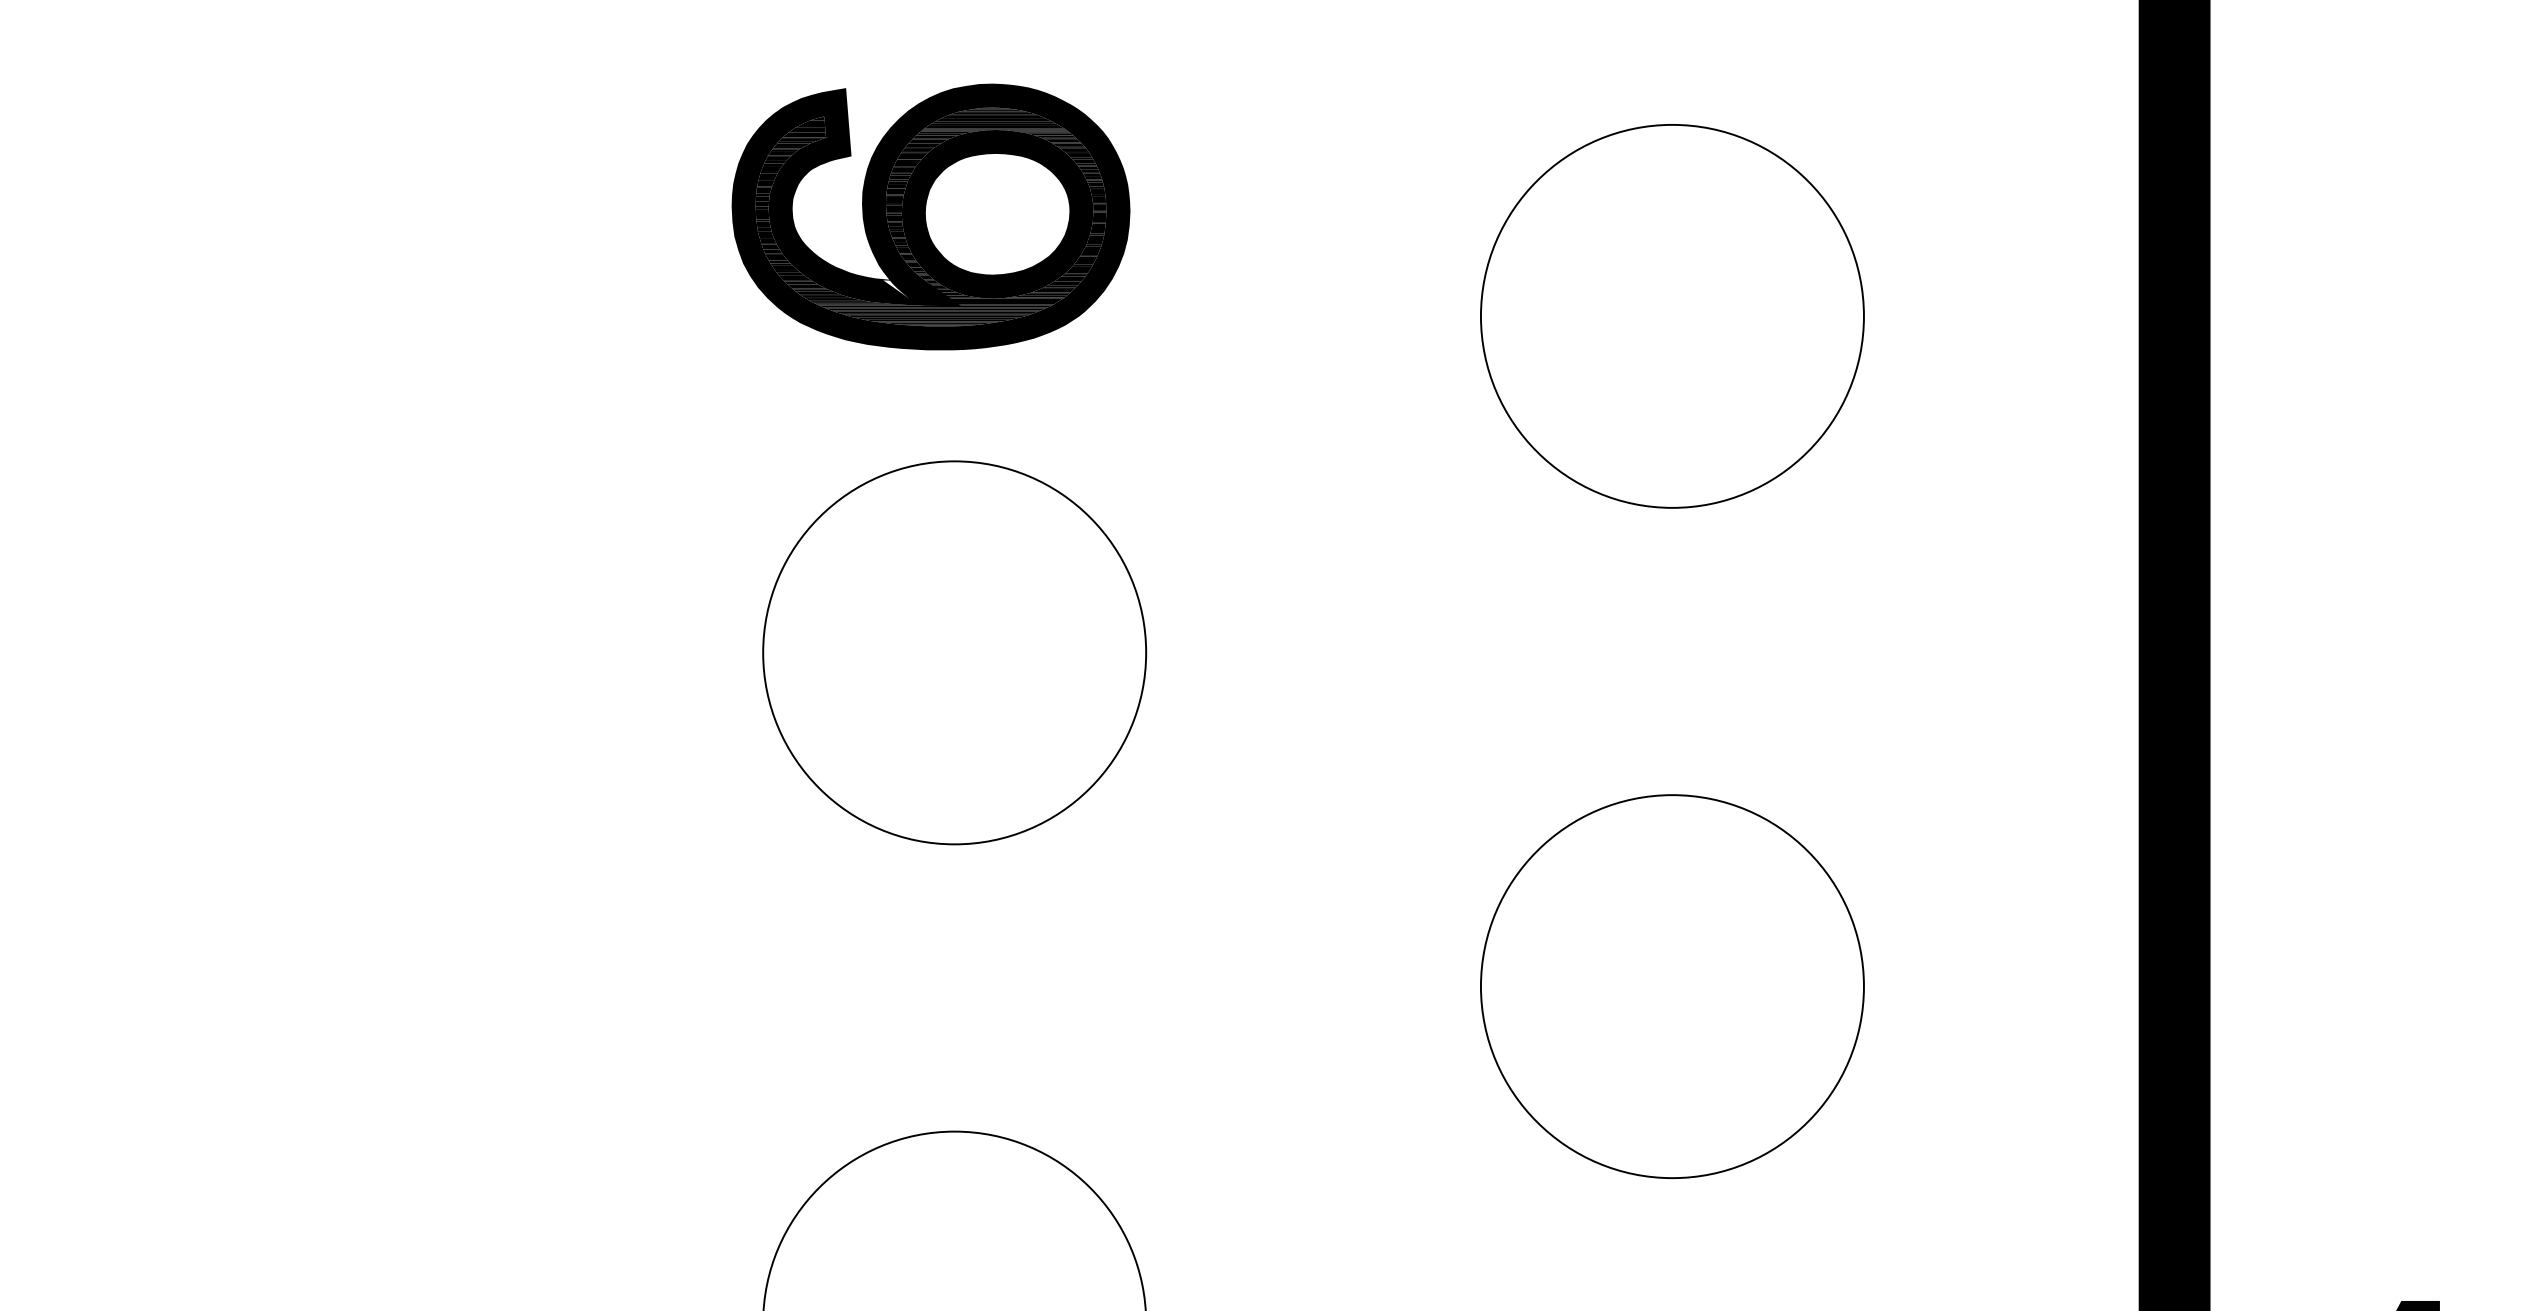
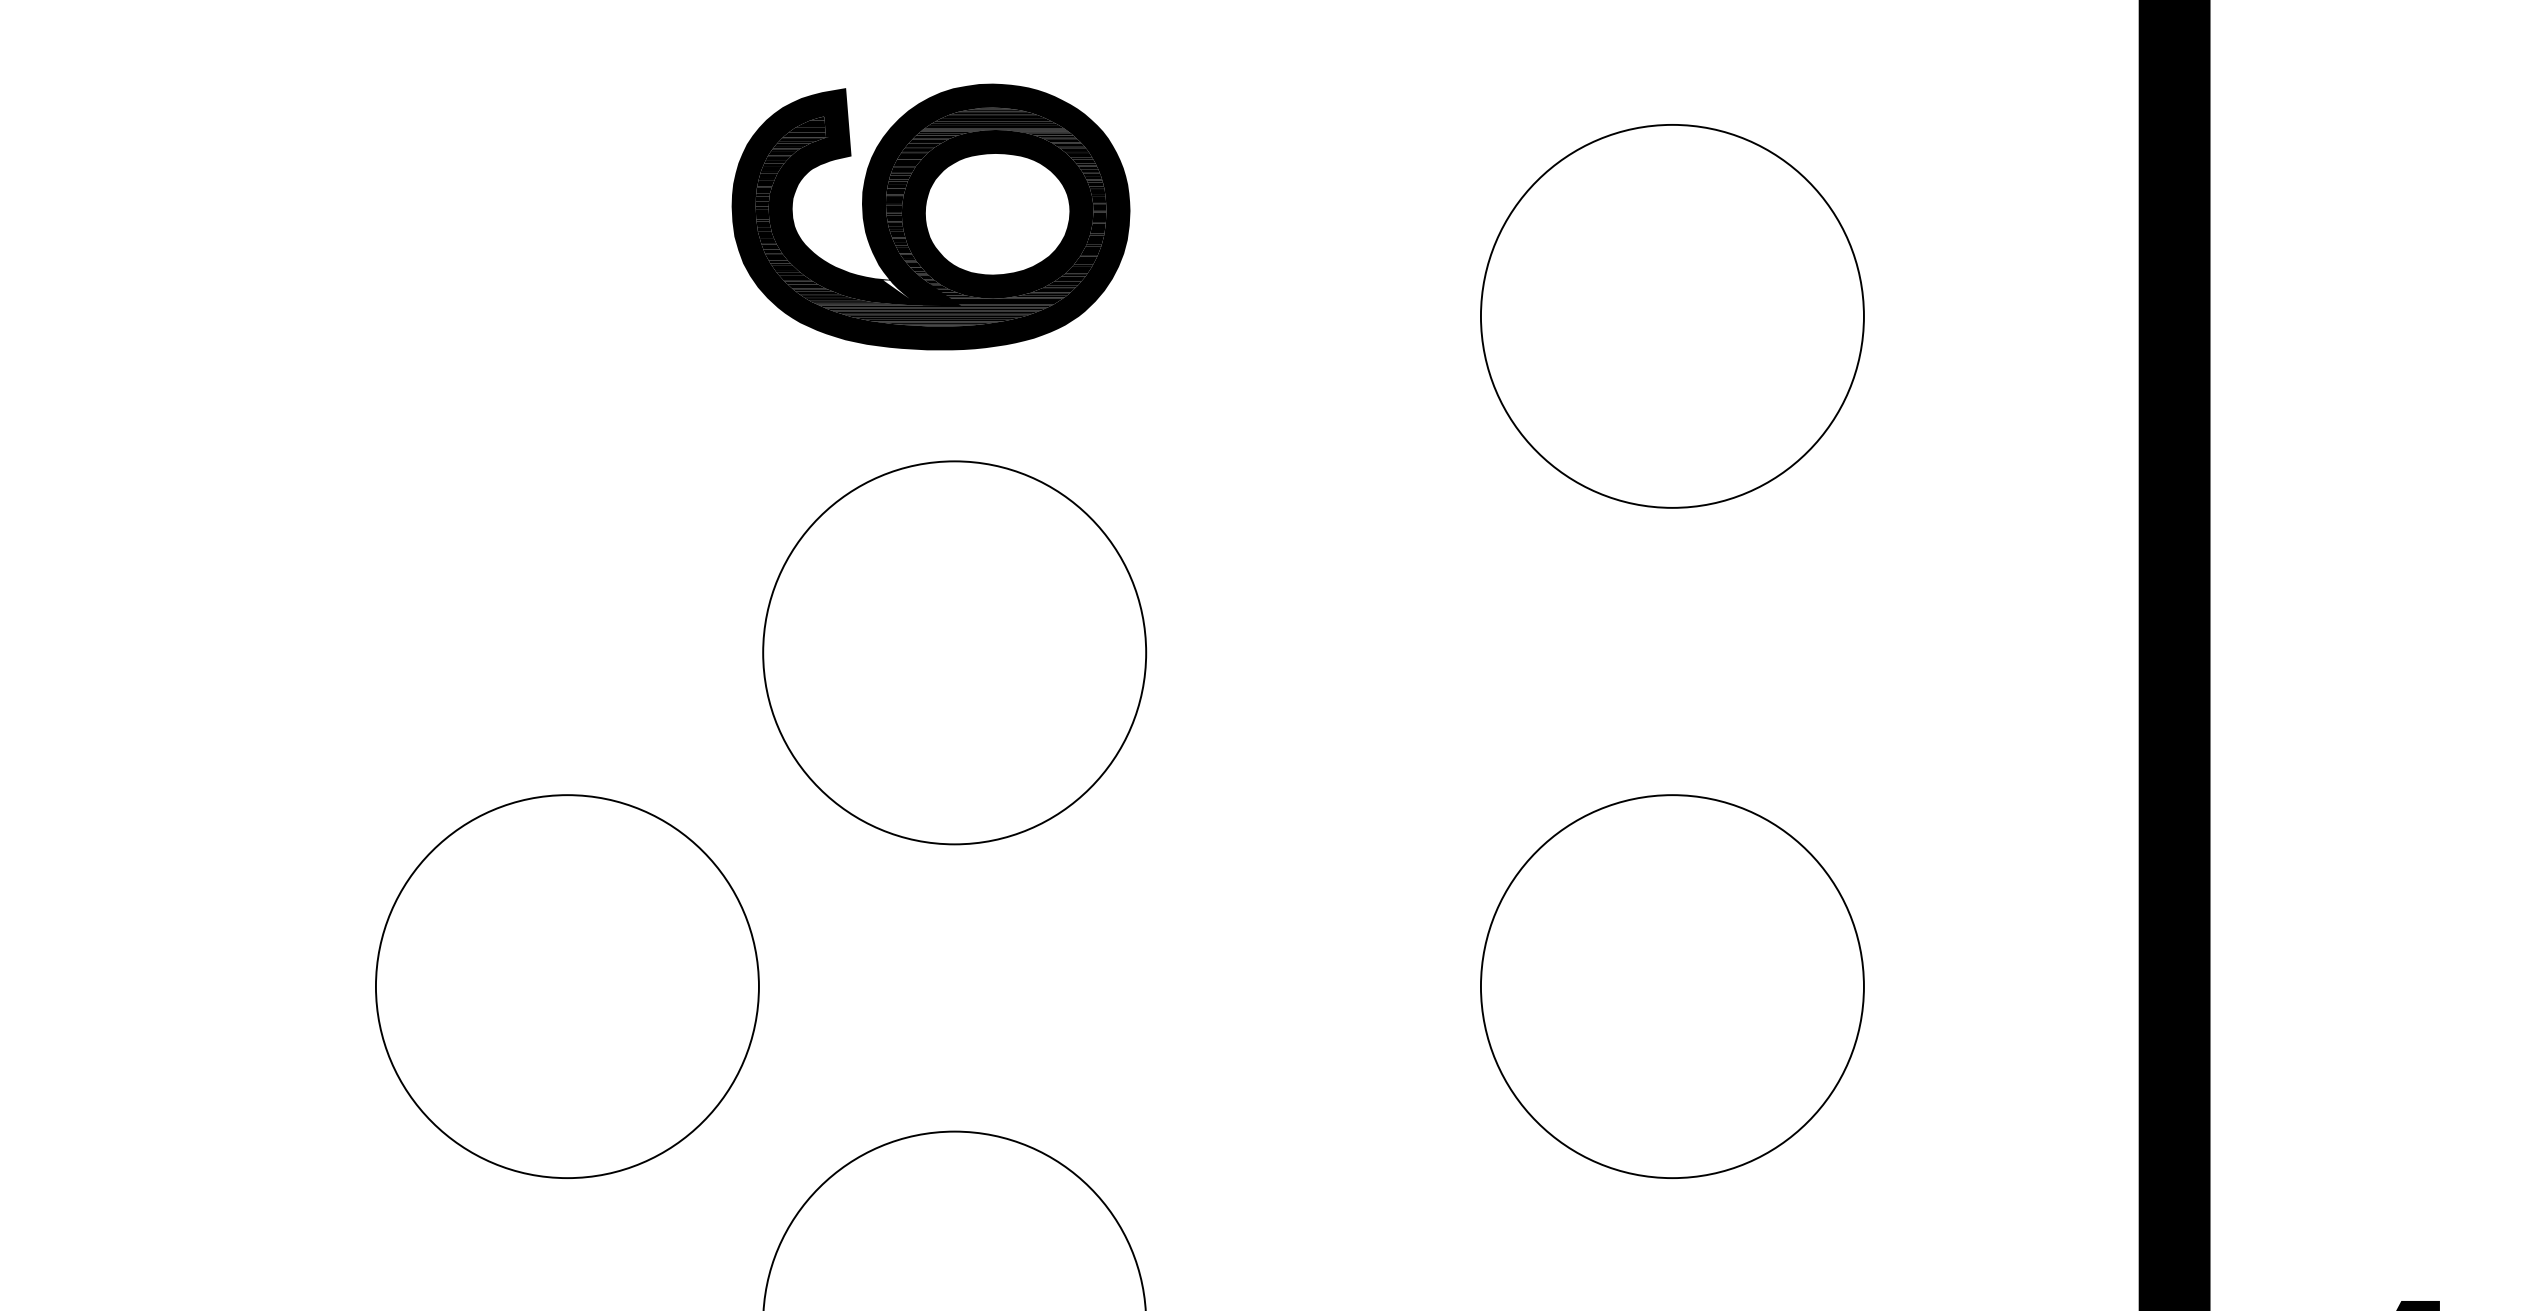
part: none -> present (567, 986)
